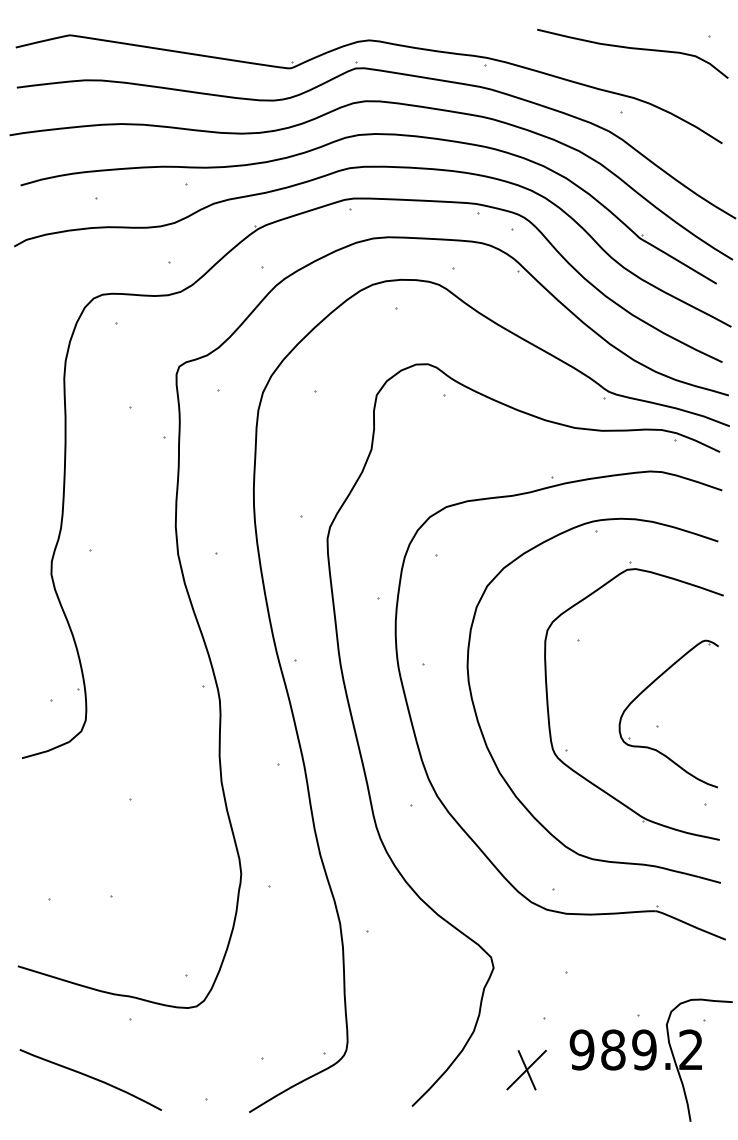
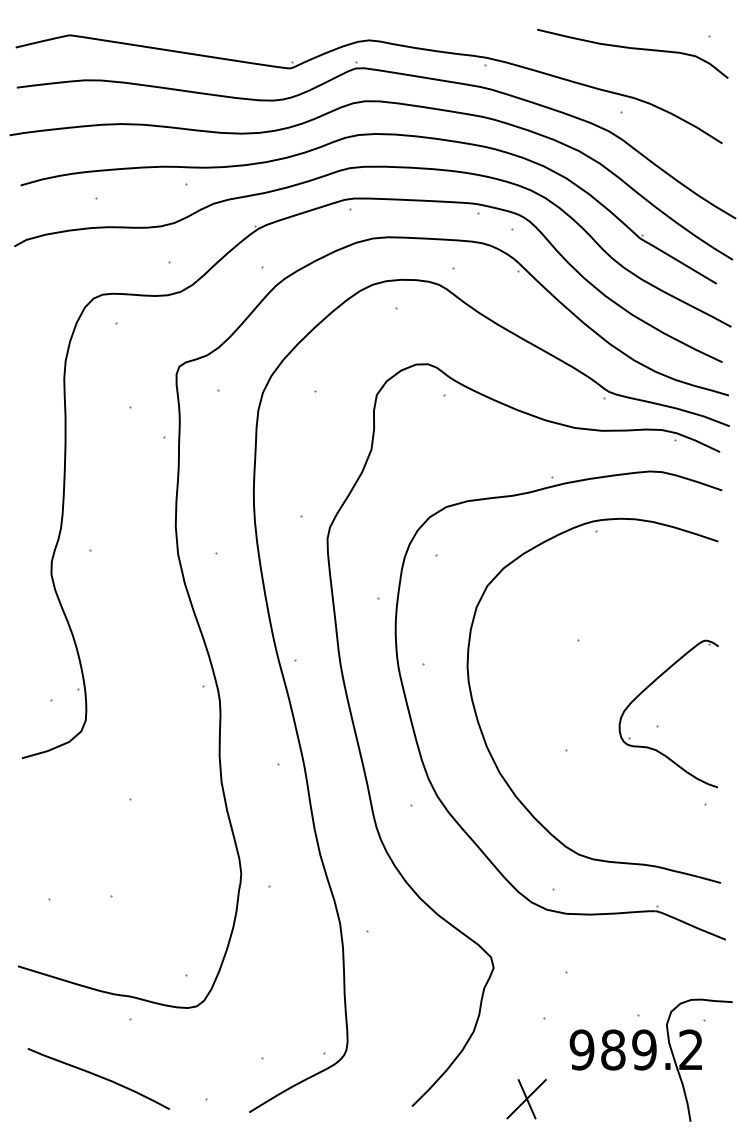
part: present -> none (549, 712)
part position: (526, 1069) -> (526, 1098) (526, 1098)
curve position: (91, 1078) -> (99, 1077) (99, 1077)
